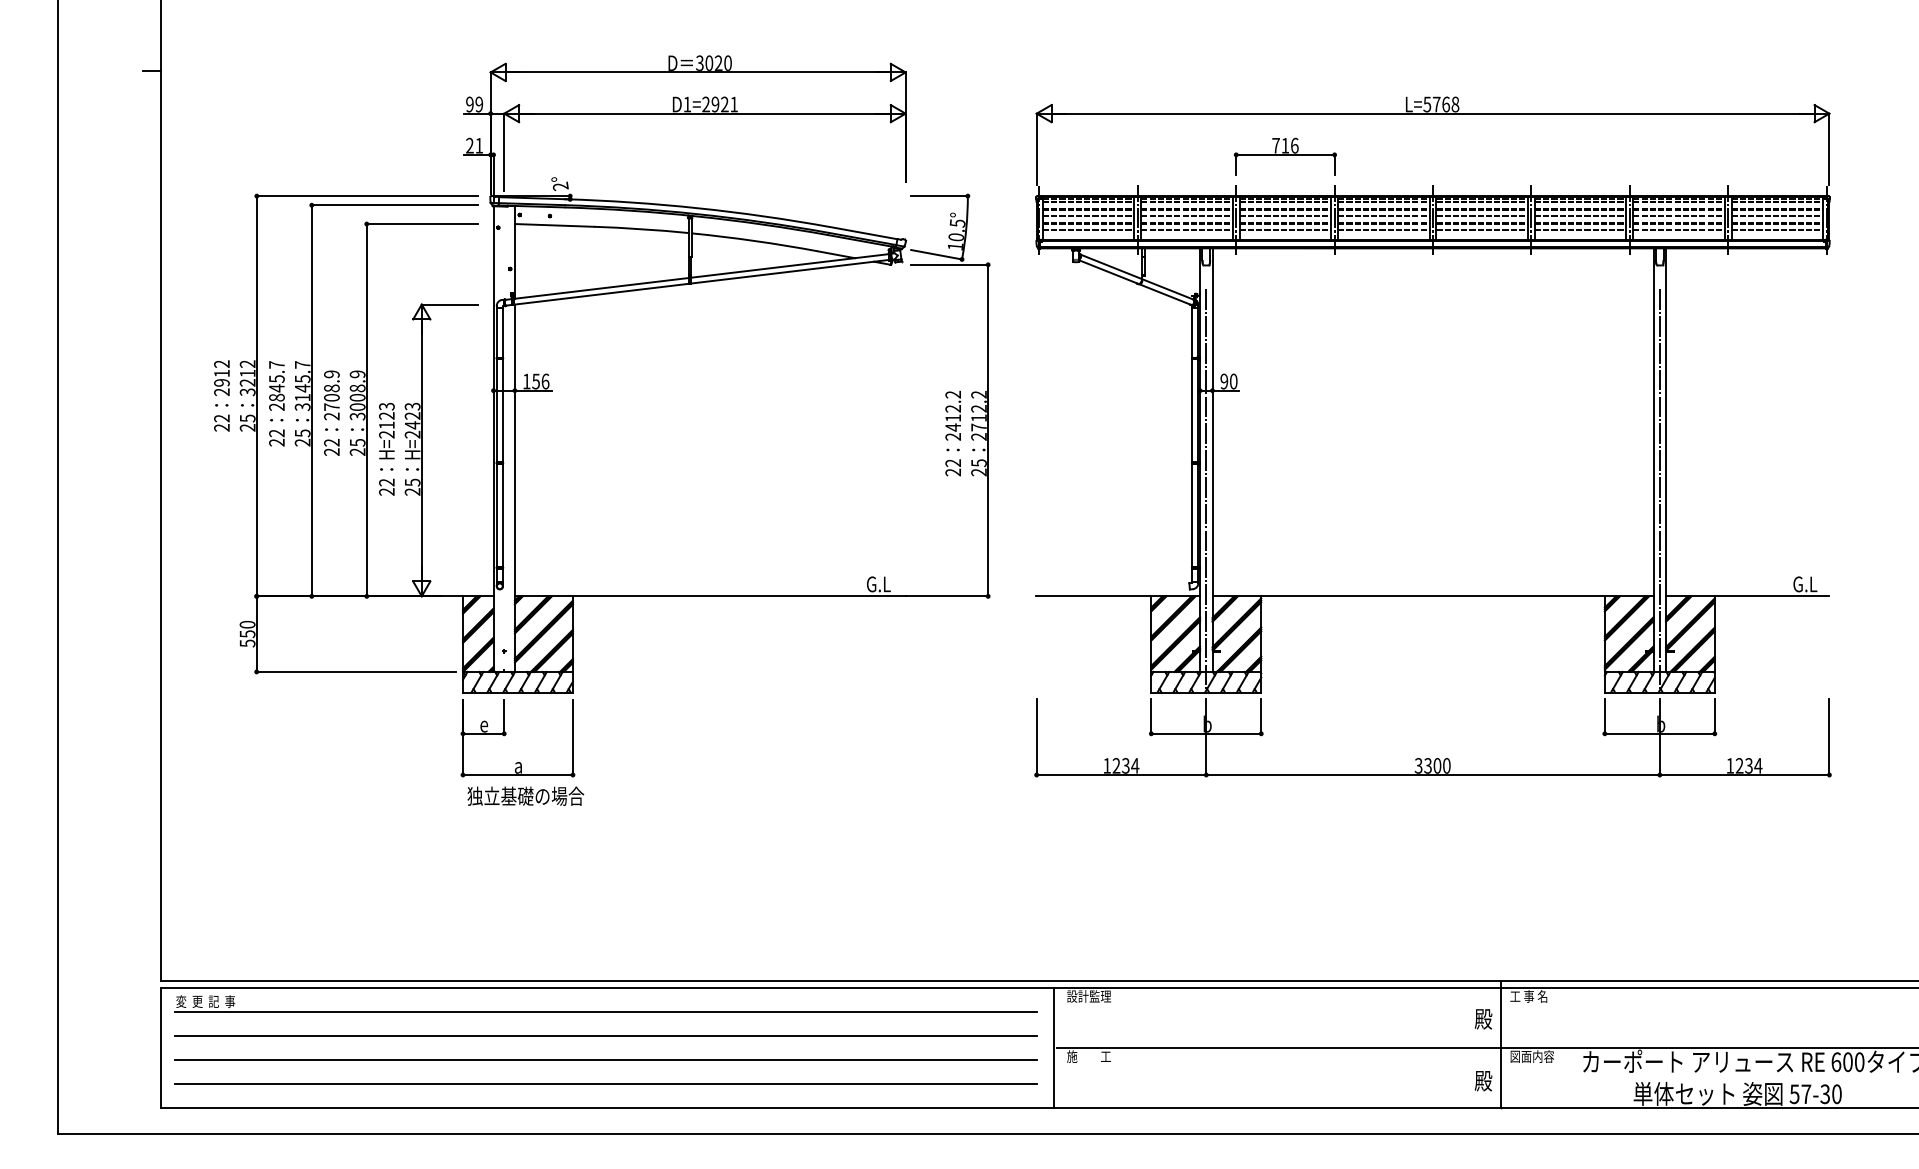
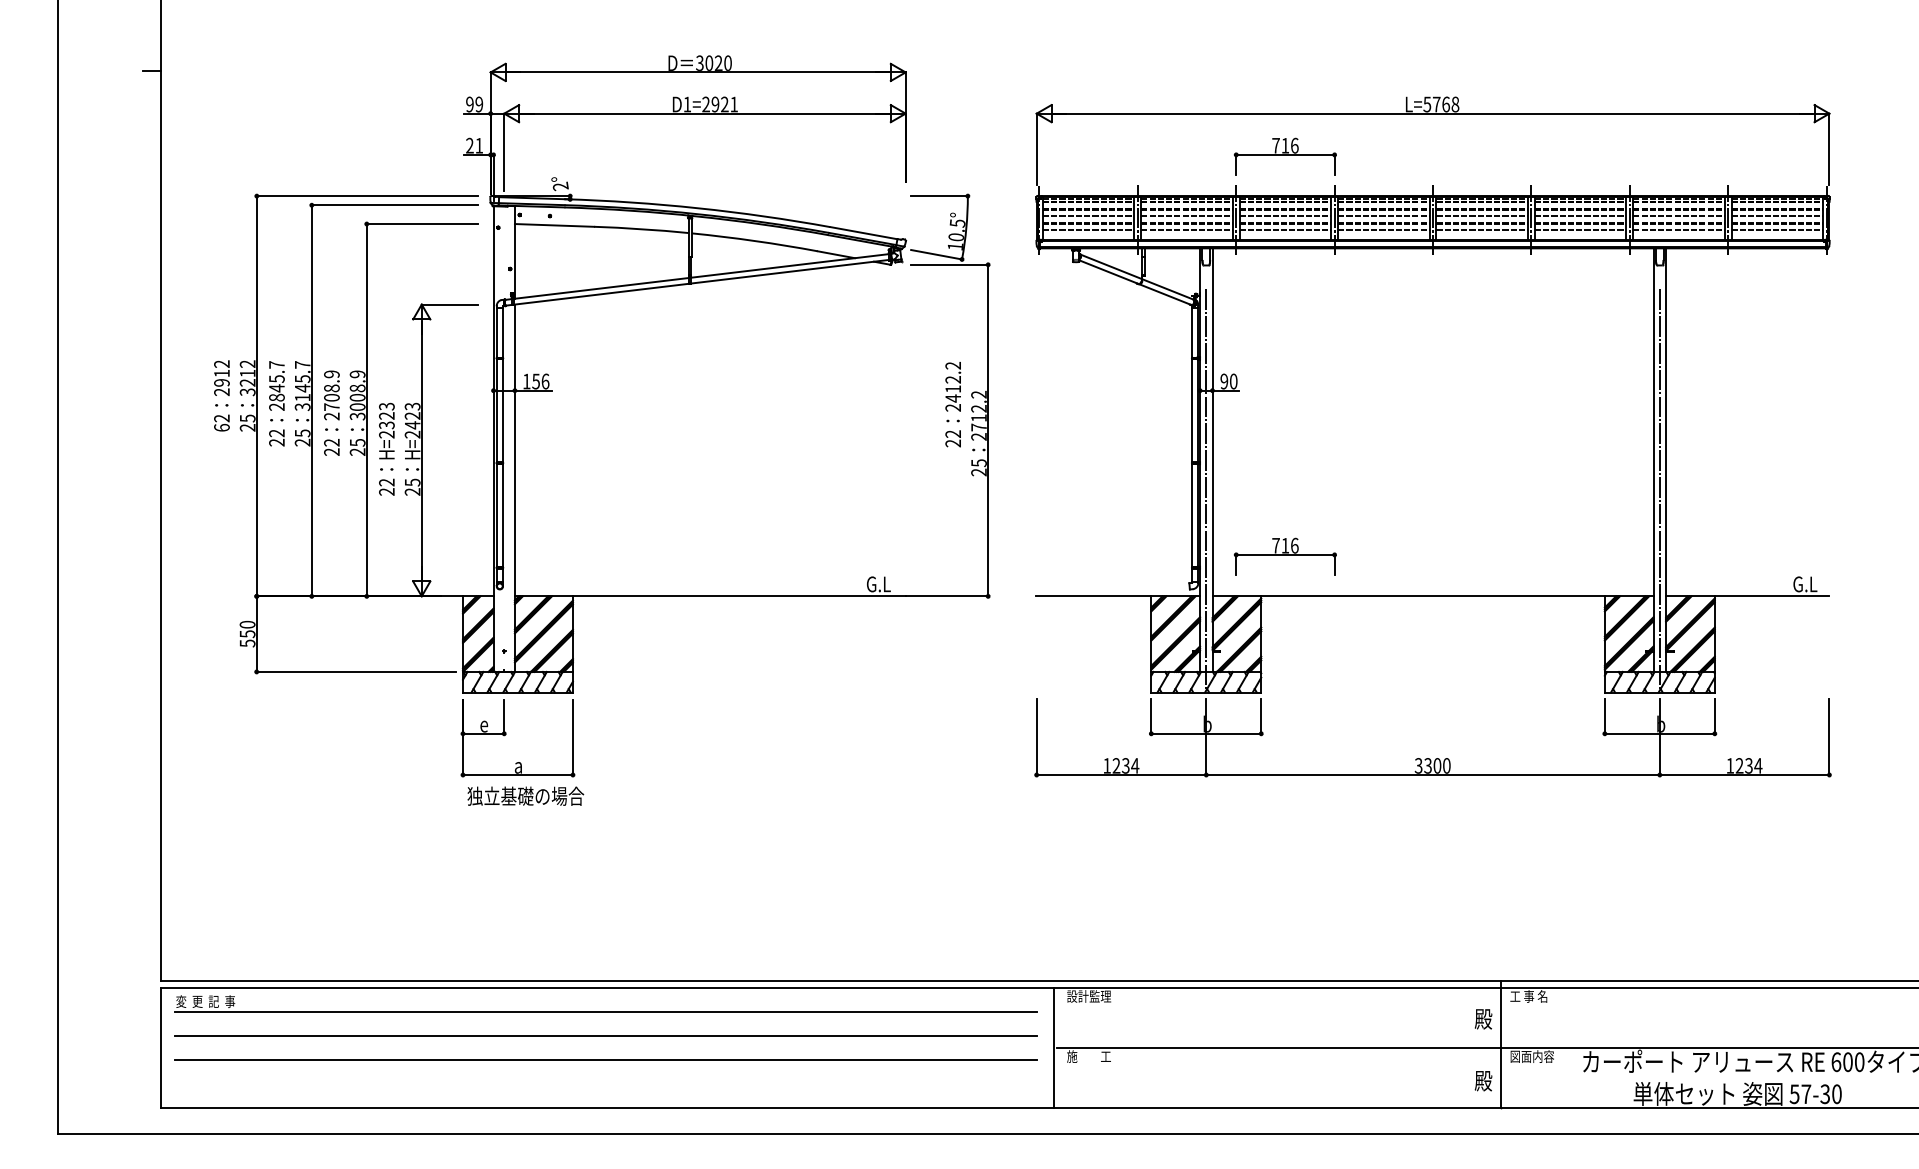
text: H=2123 -> H=2323 (386, 425)
text: 22 -> 62 (221, 427)
text position: (953, 433) -> (953, 404) (953, 404)
part: none -> present (1284, 556)
line: present -> none (605, 1084)
